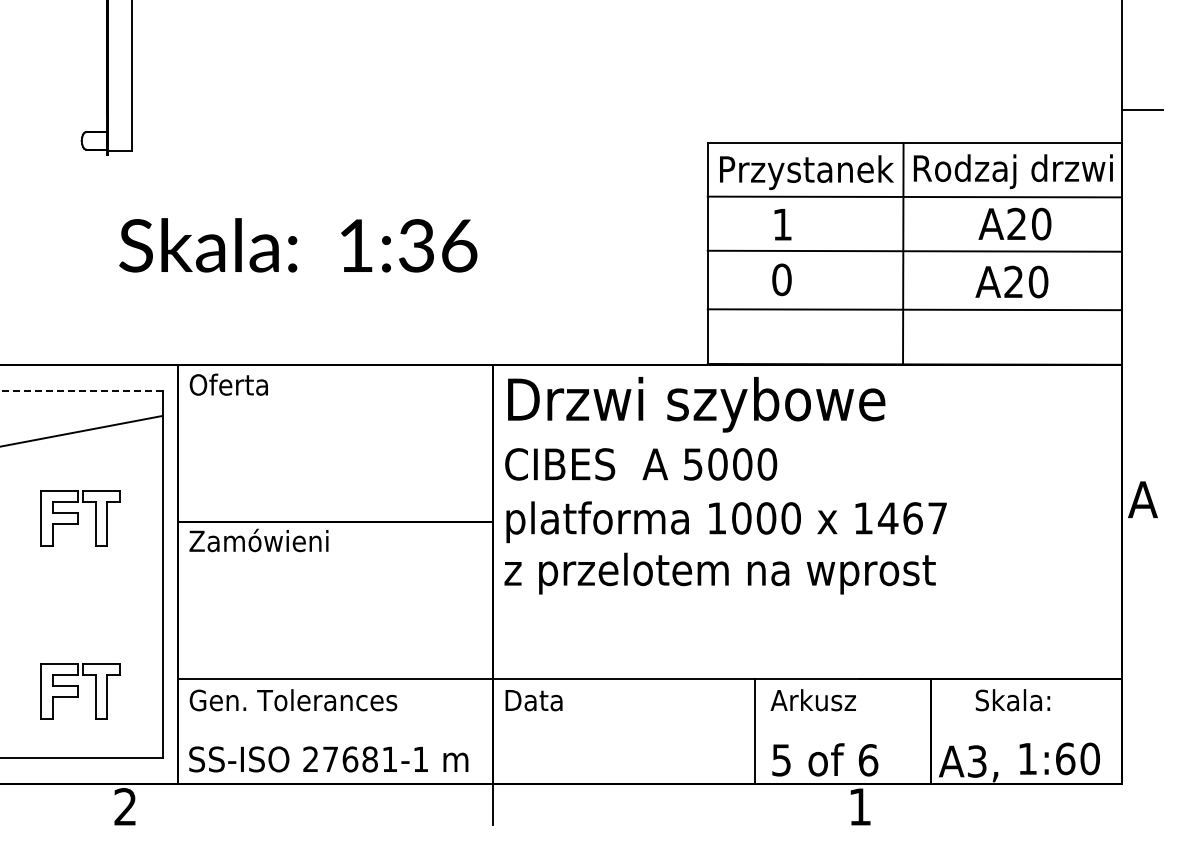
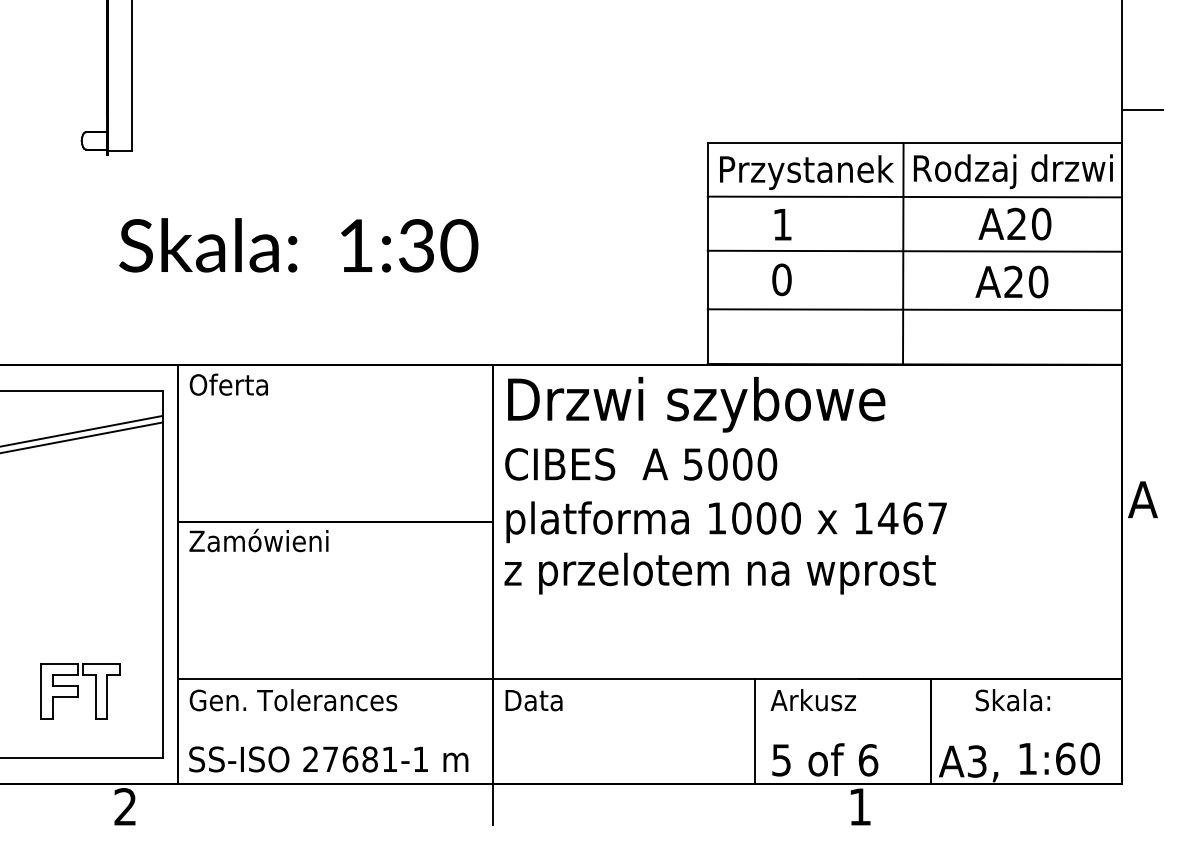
text: 1:36 -> 1:30 (459, 245)
line: dashed -> solid (81, 390)
line: none -> present (82, 437)
part: present -> none (80, 518)
